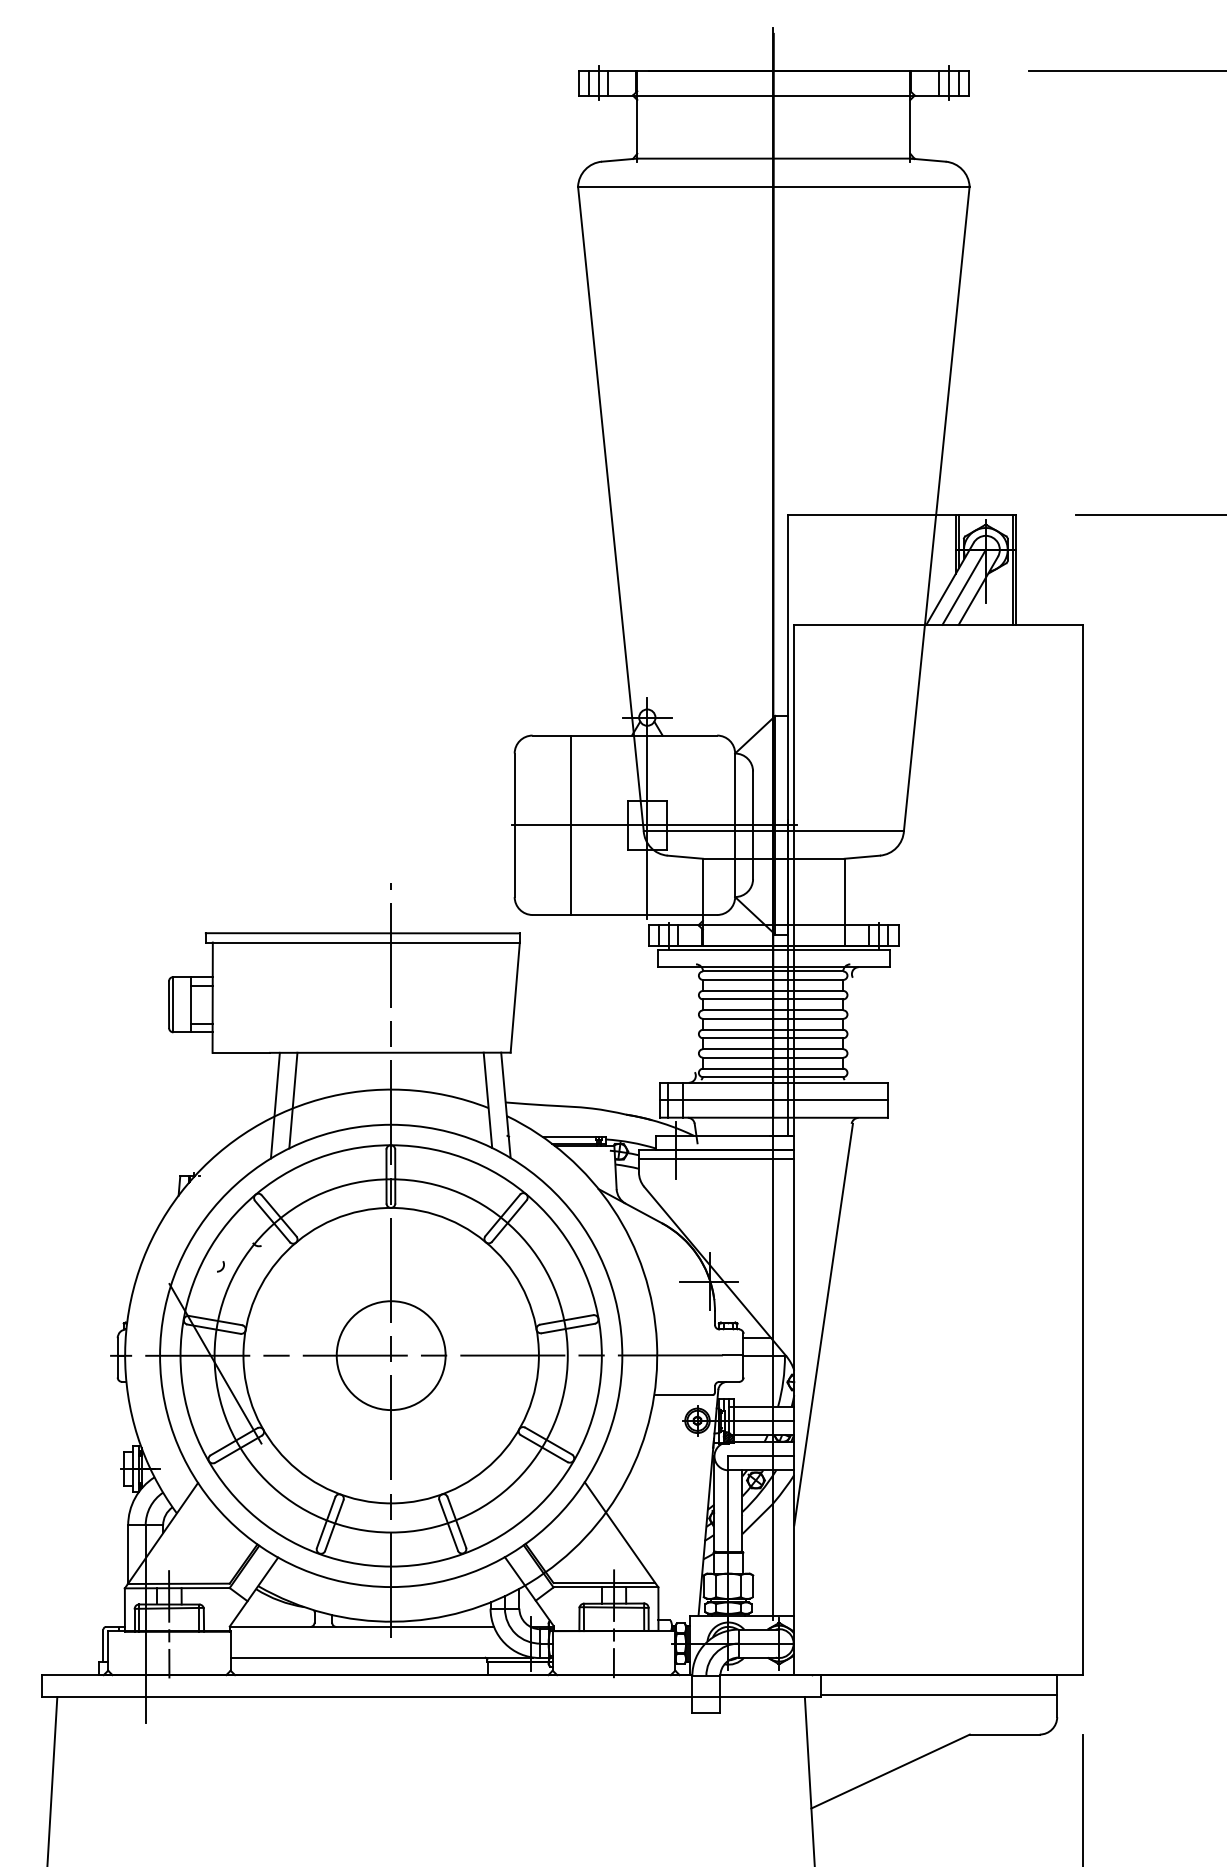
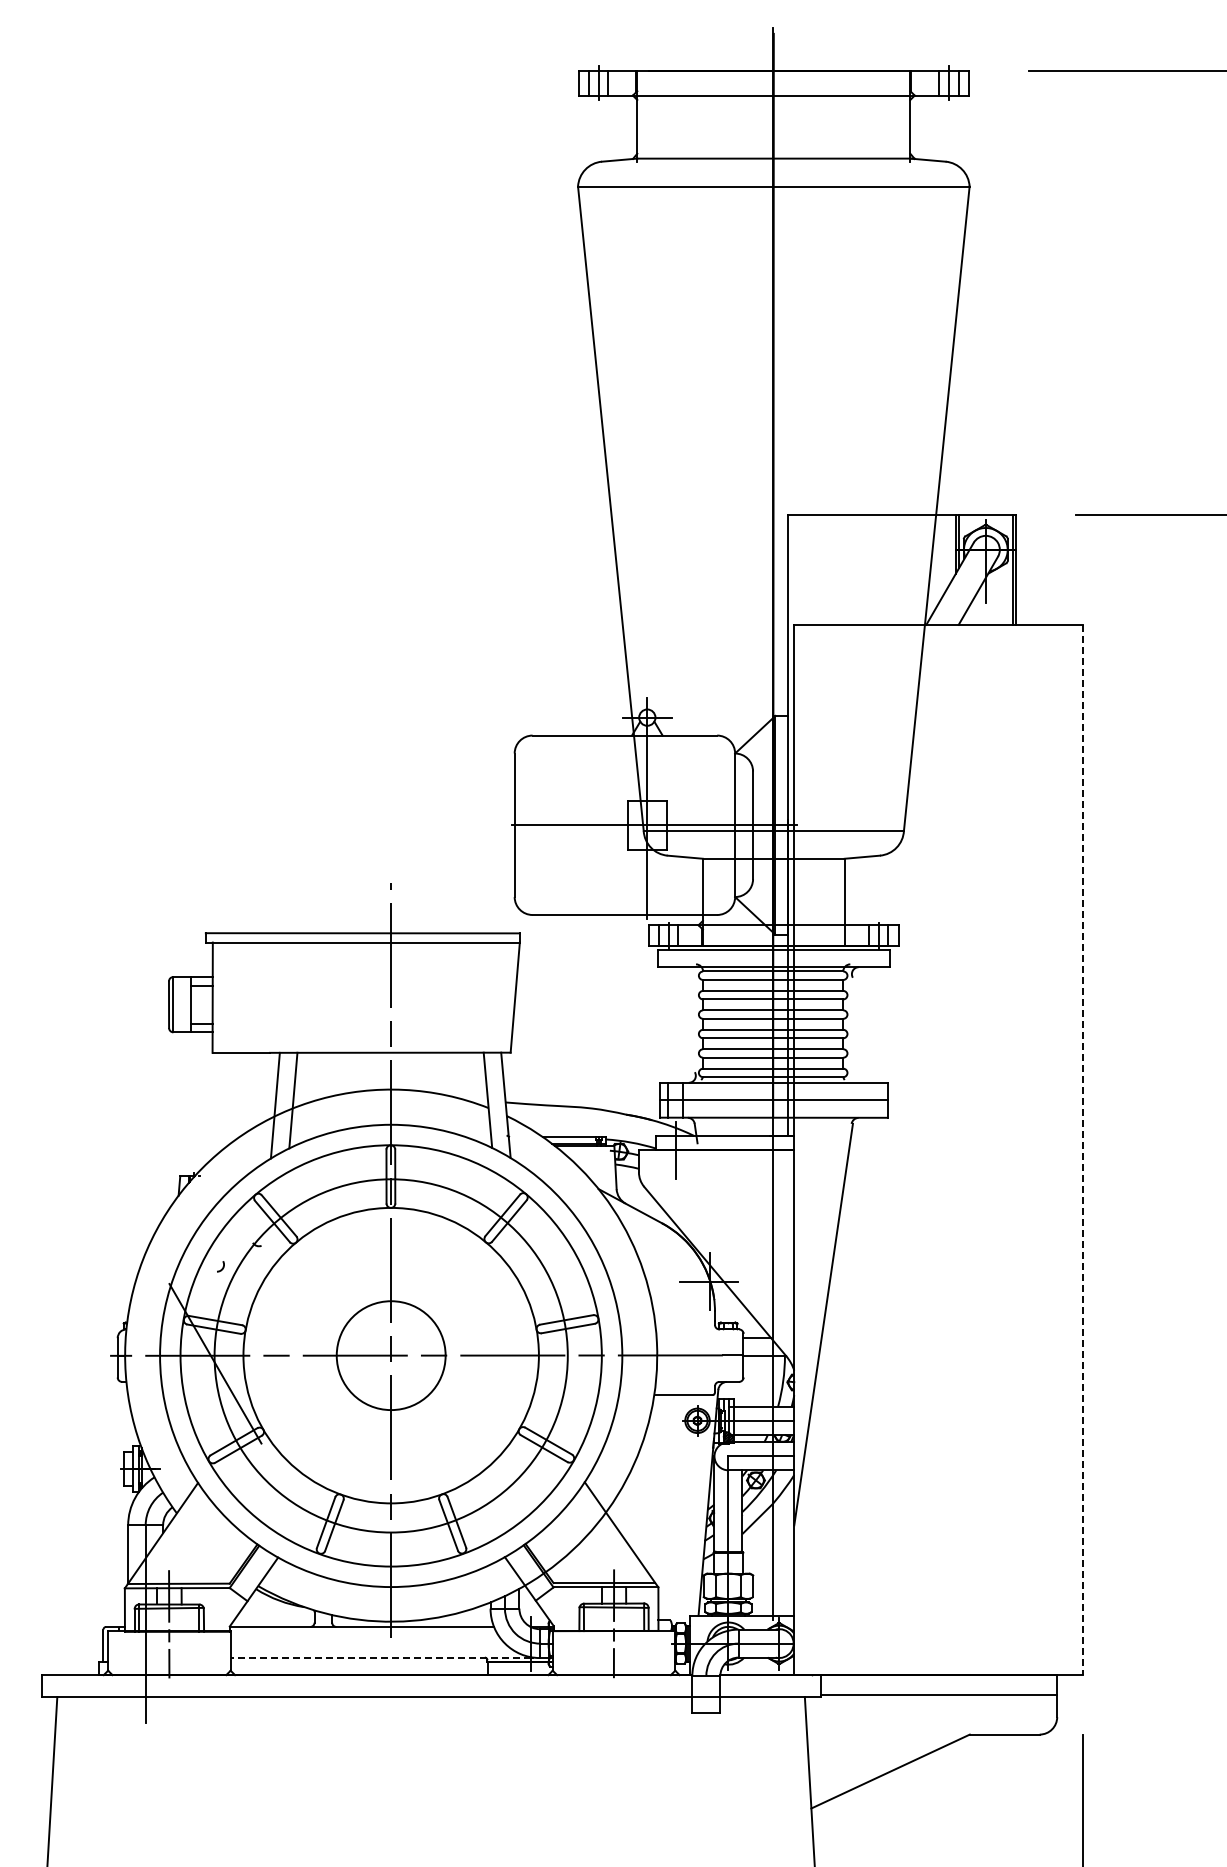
line: present -> none (963, 586)
line: present -> none (570, 825)
line: solid -> dashed (1083, 1150)
line: present -> none (716, 1158)
line: solid -> dashed (380, 1657)
